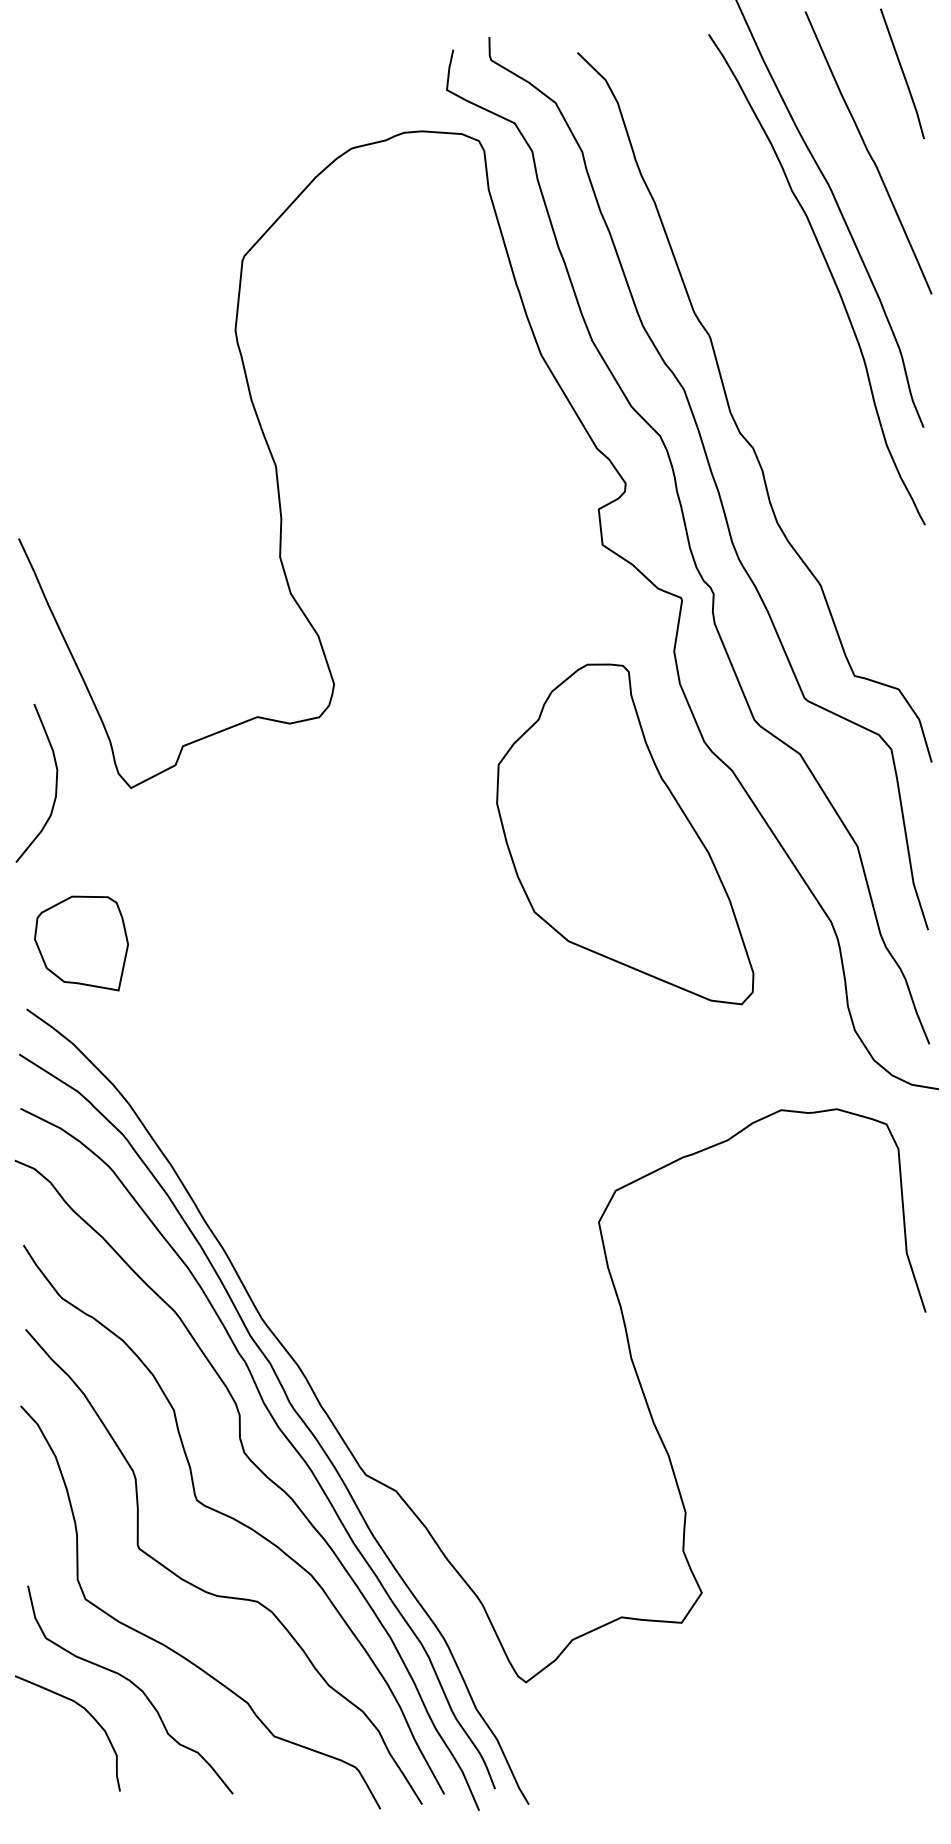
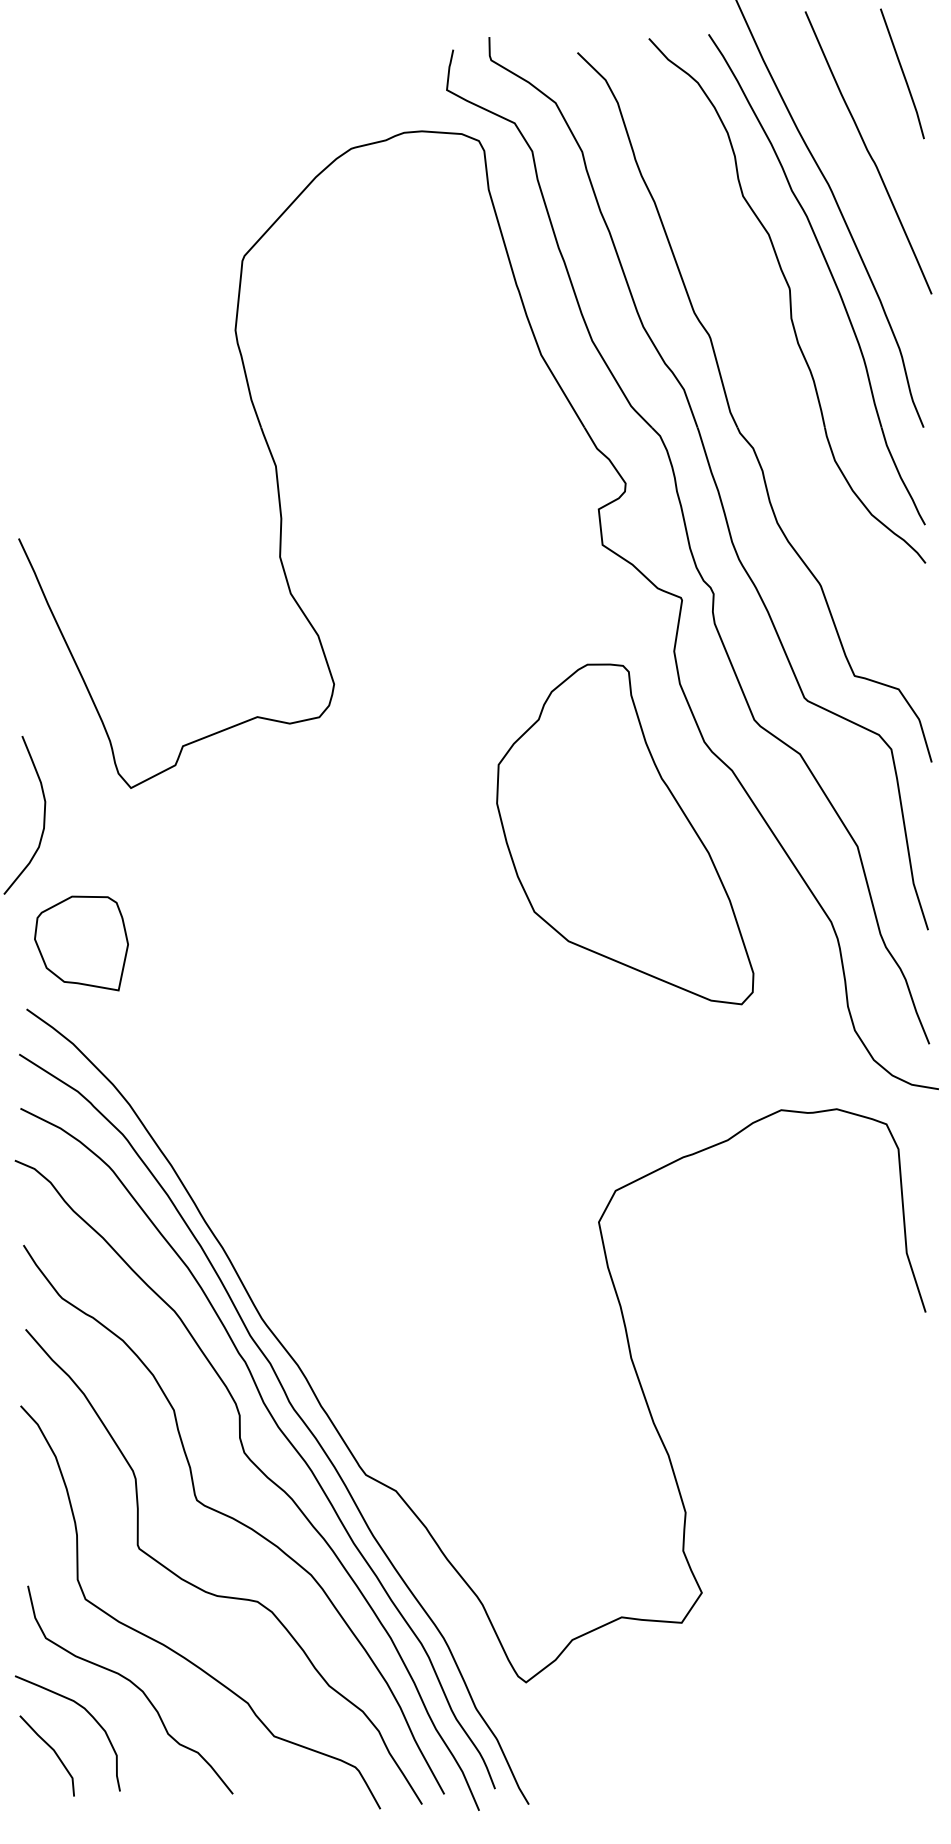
part: none -> present (787, 300)
curve position: (55, 783) -> (43, 815) (43, 815)
curve: none -> present (51, 1749)
